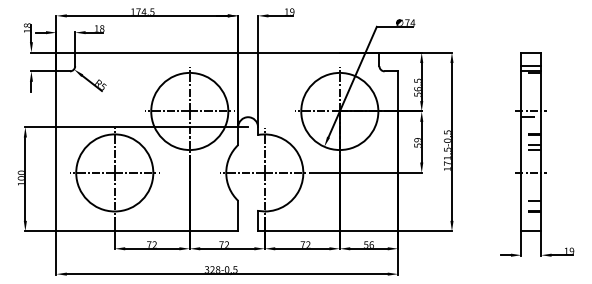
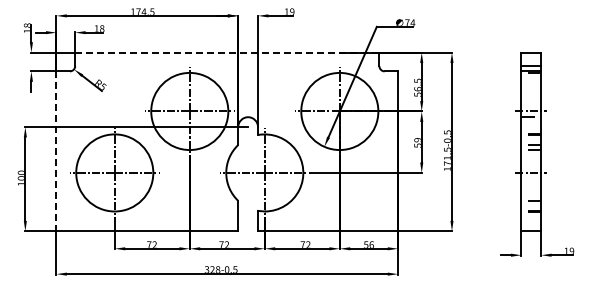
line: solid -> dashed (226, 52)
line: solid -> dashed (56, 151)
